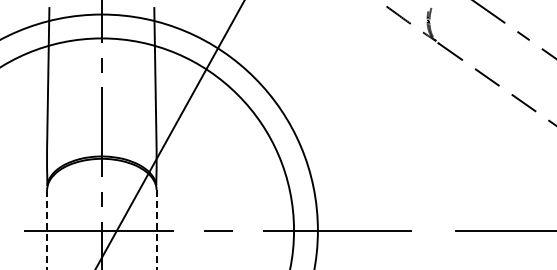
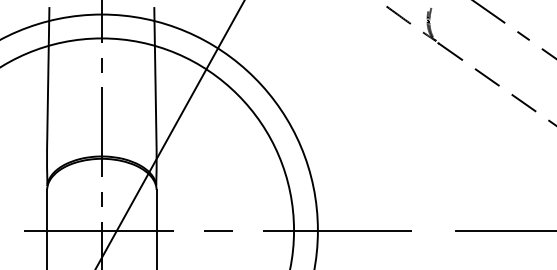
line: dashed -> solid (47, 229)
line: dashed -> solid (156, 229)
